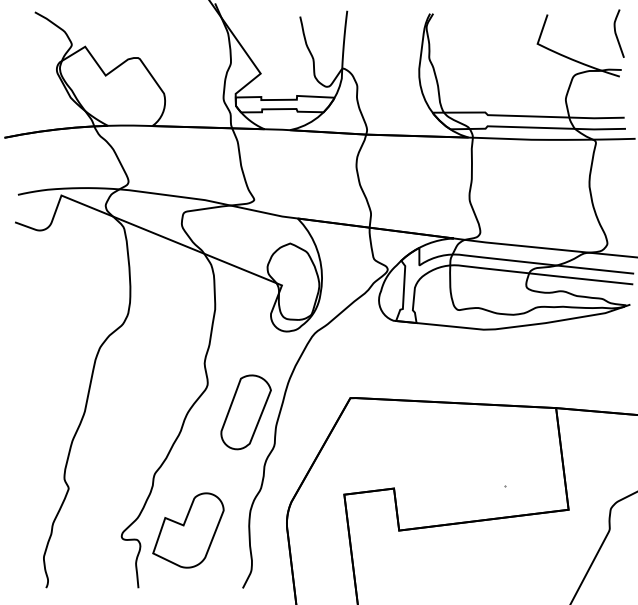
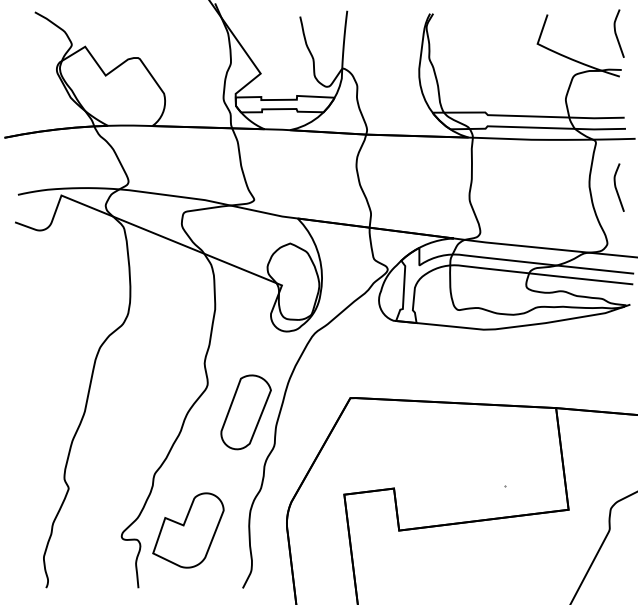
curve: none -> present (616, 187)
